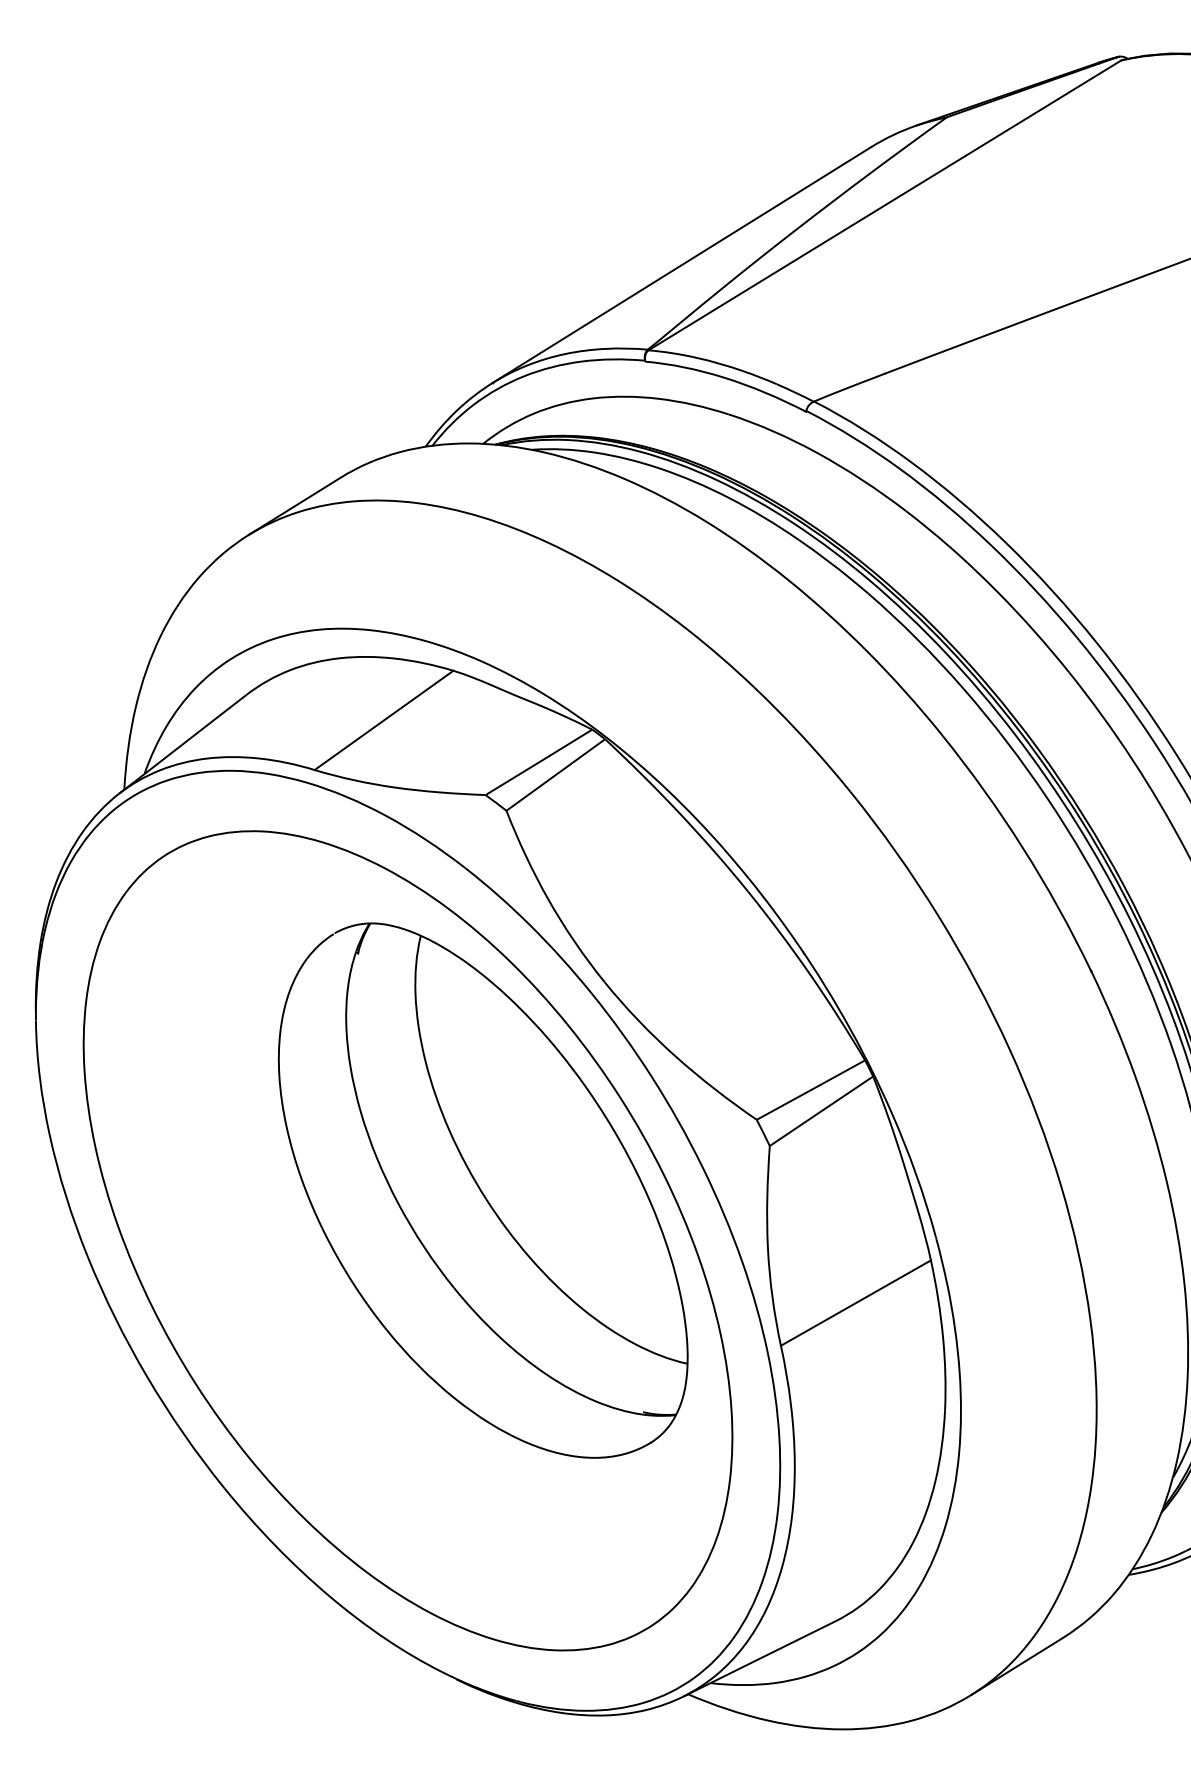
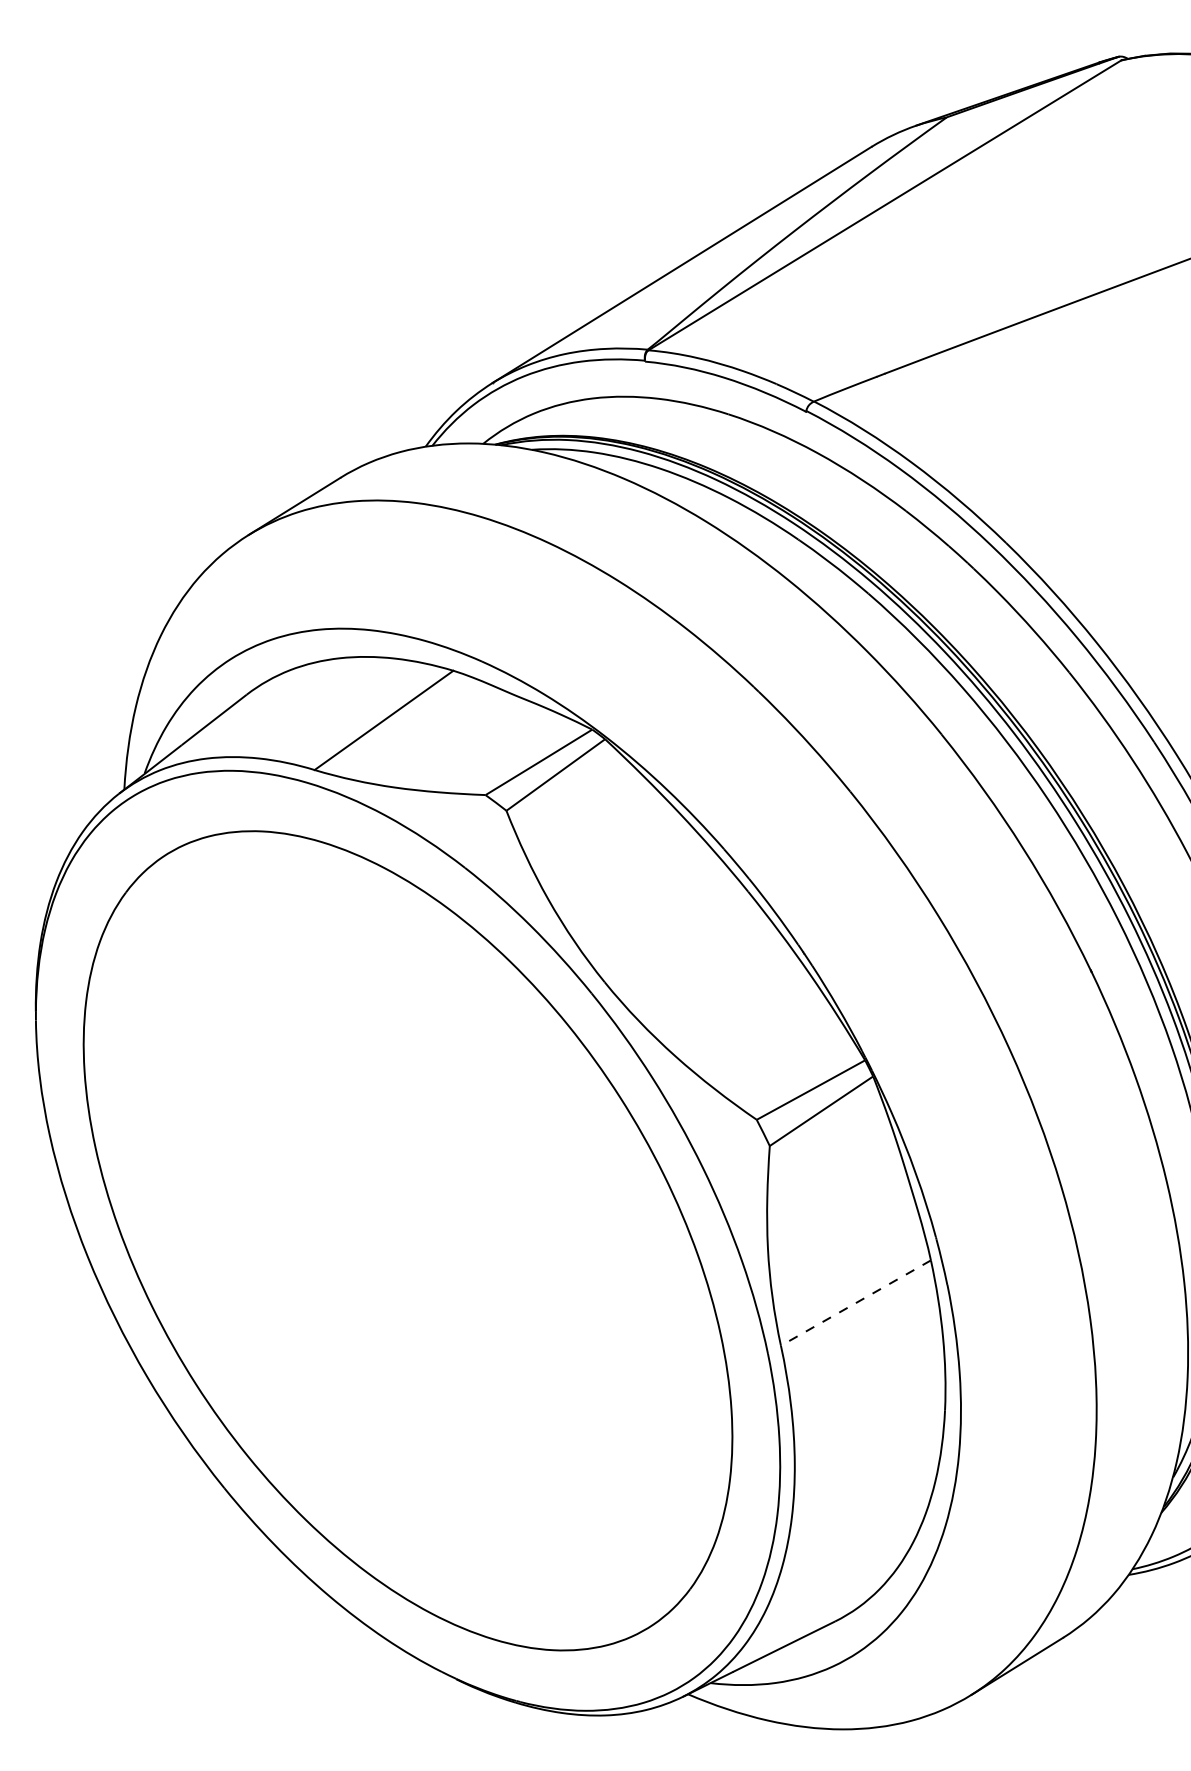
part: present -> none (483, 1190)
line: solid -> dashed (855, 1303)
